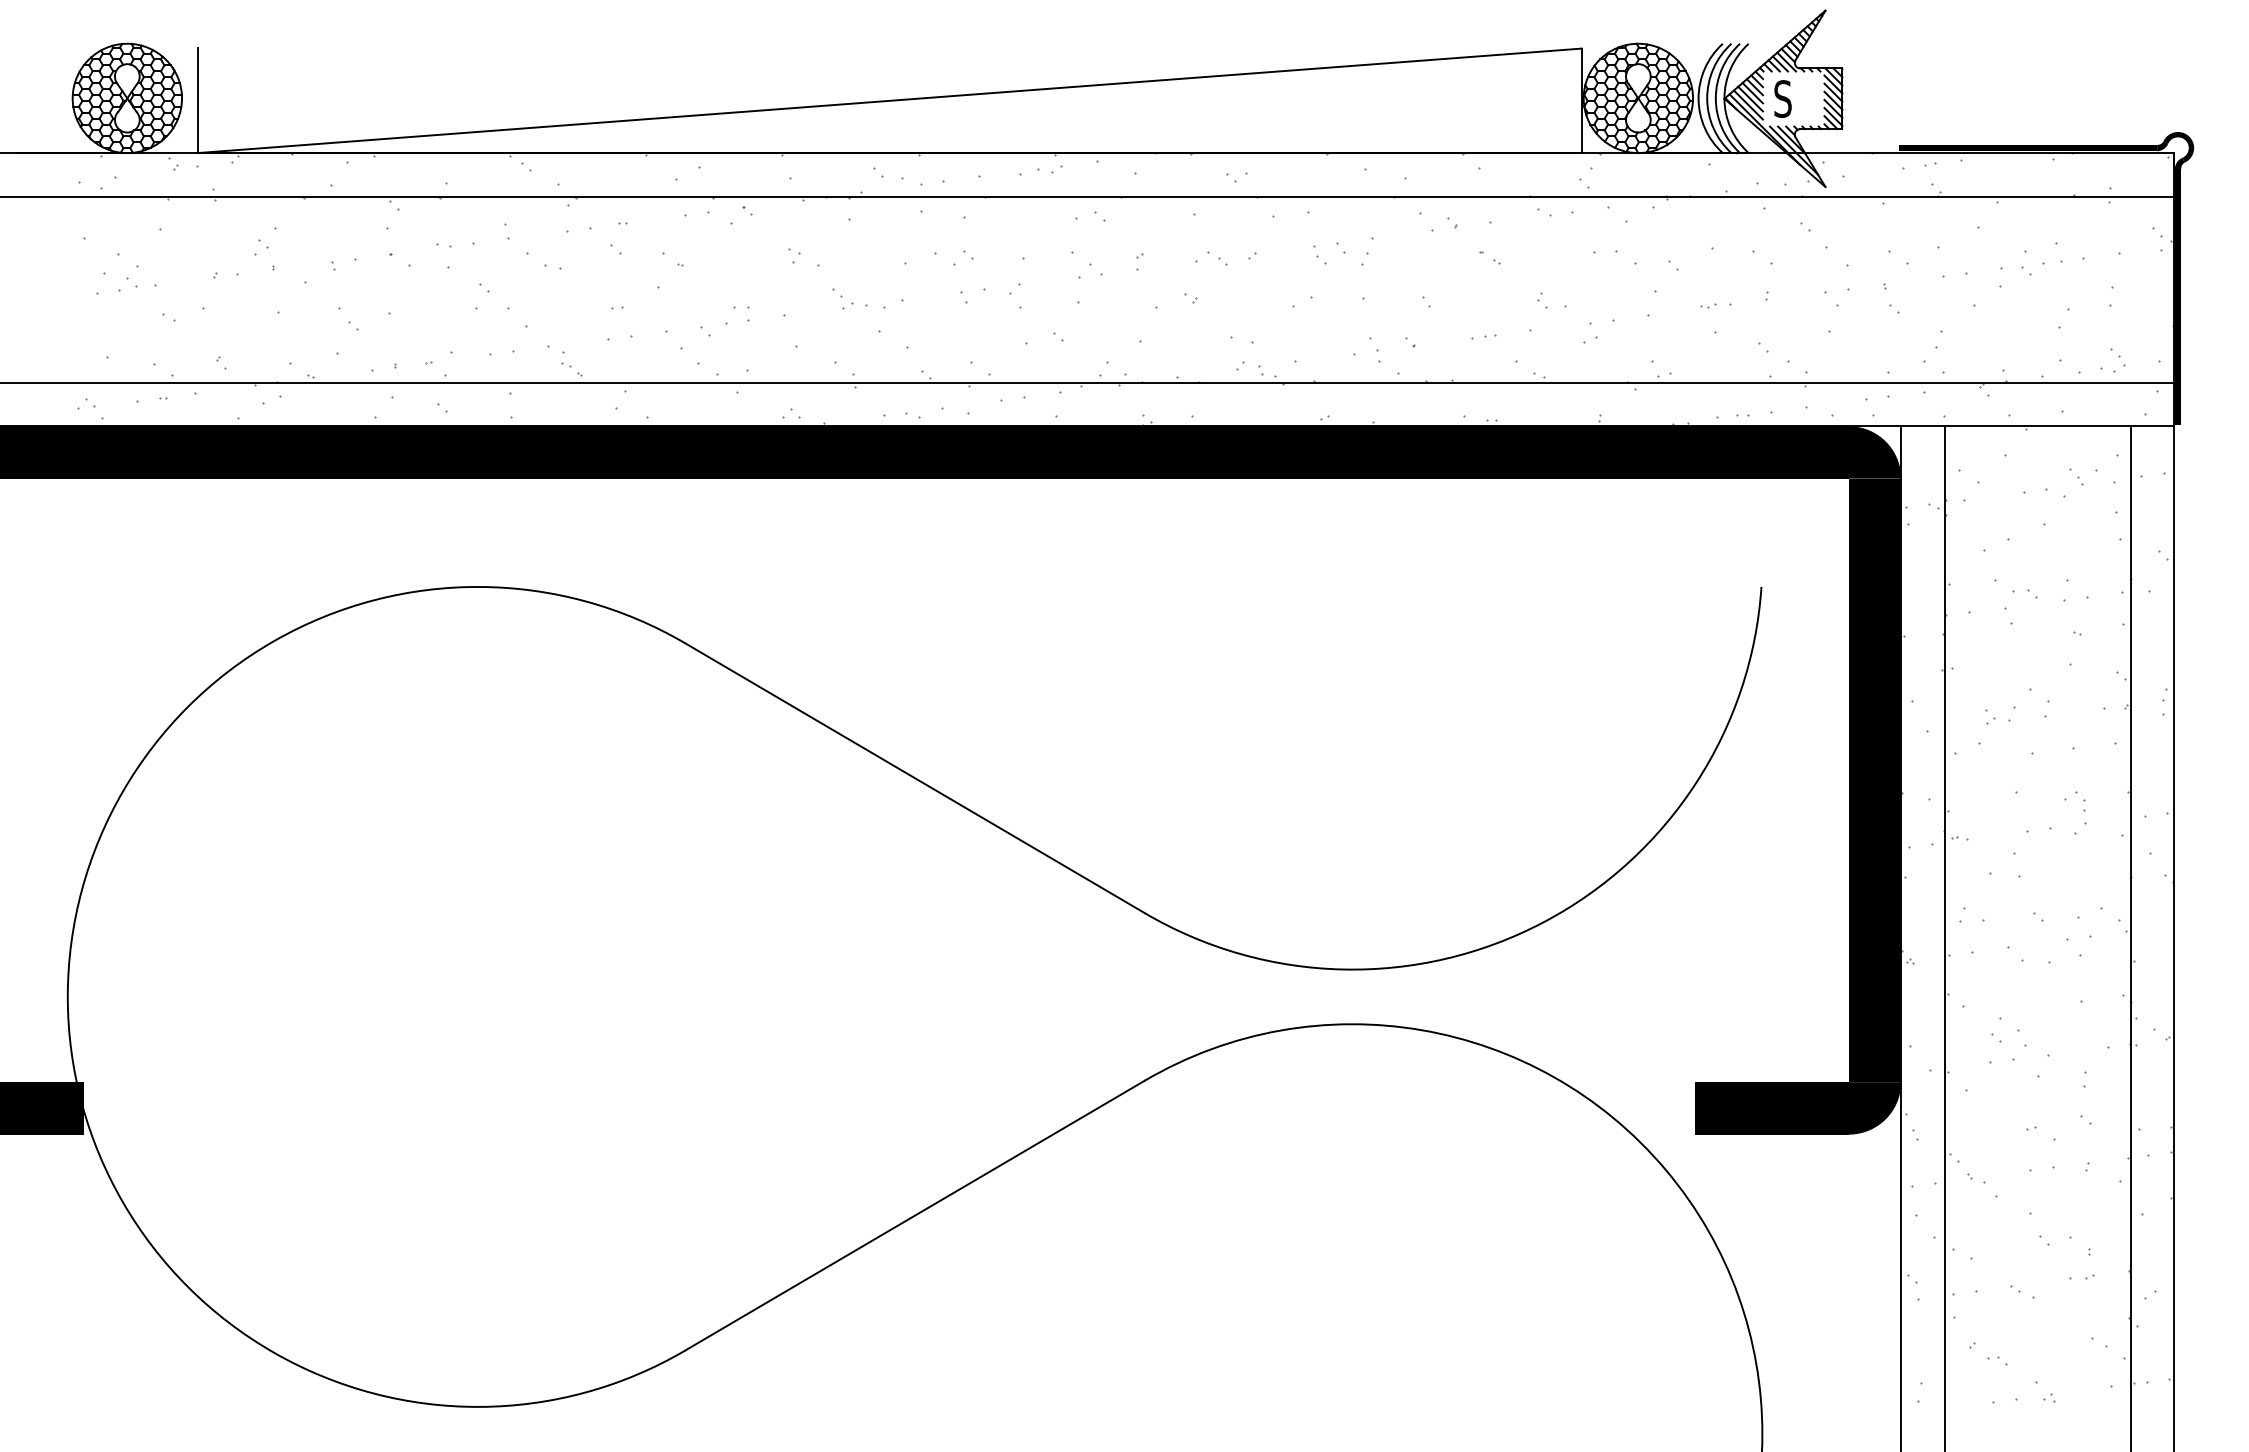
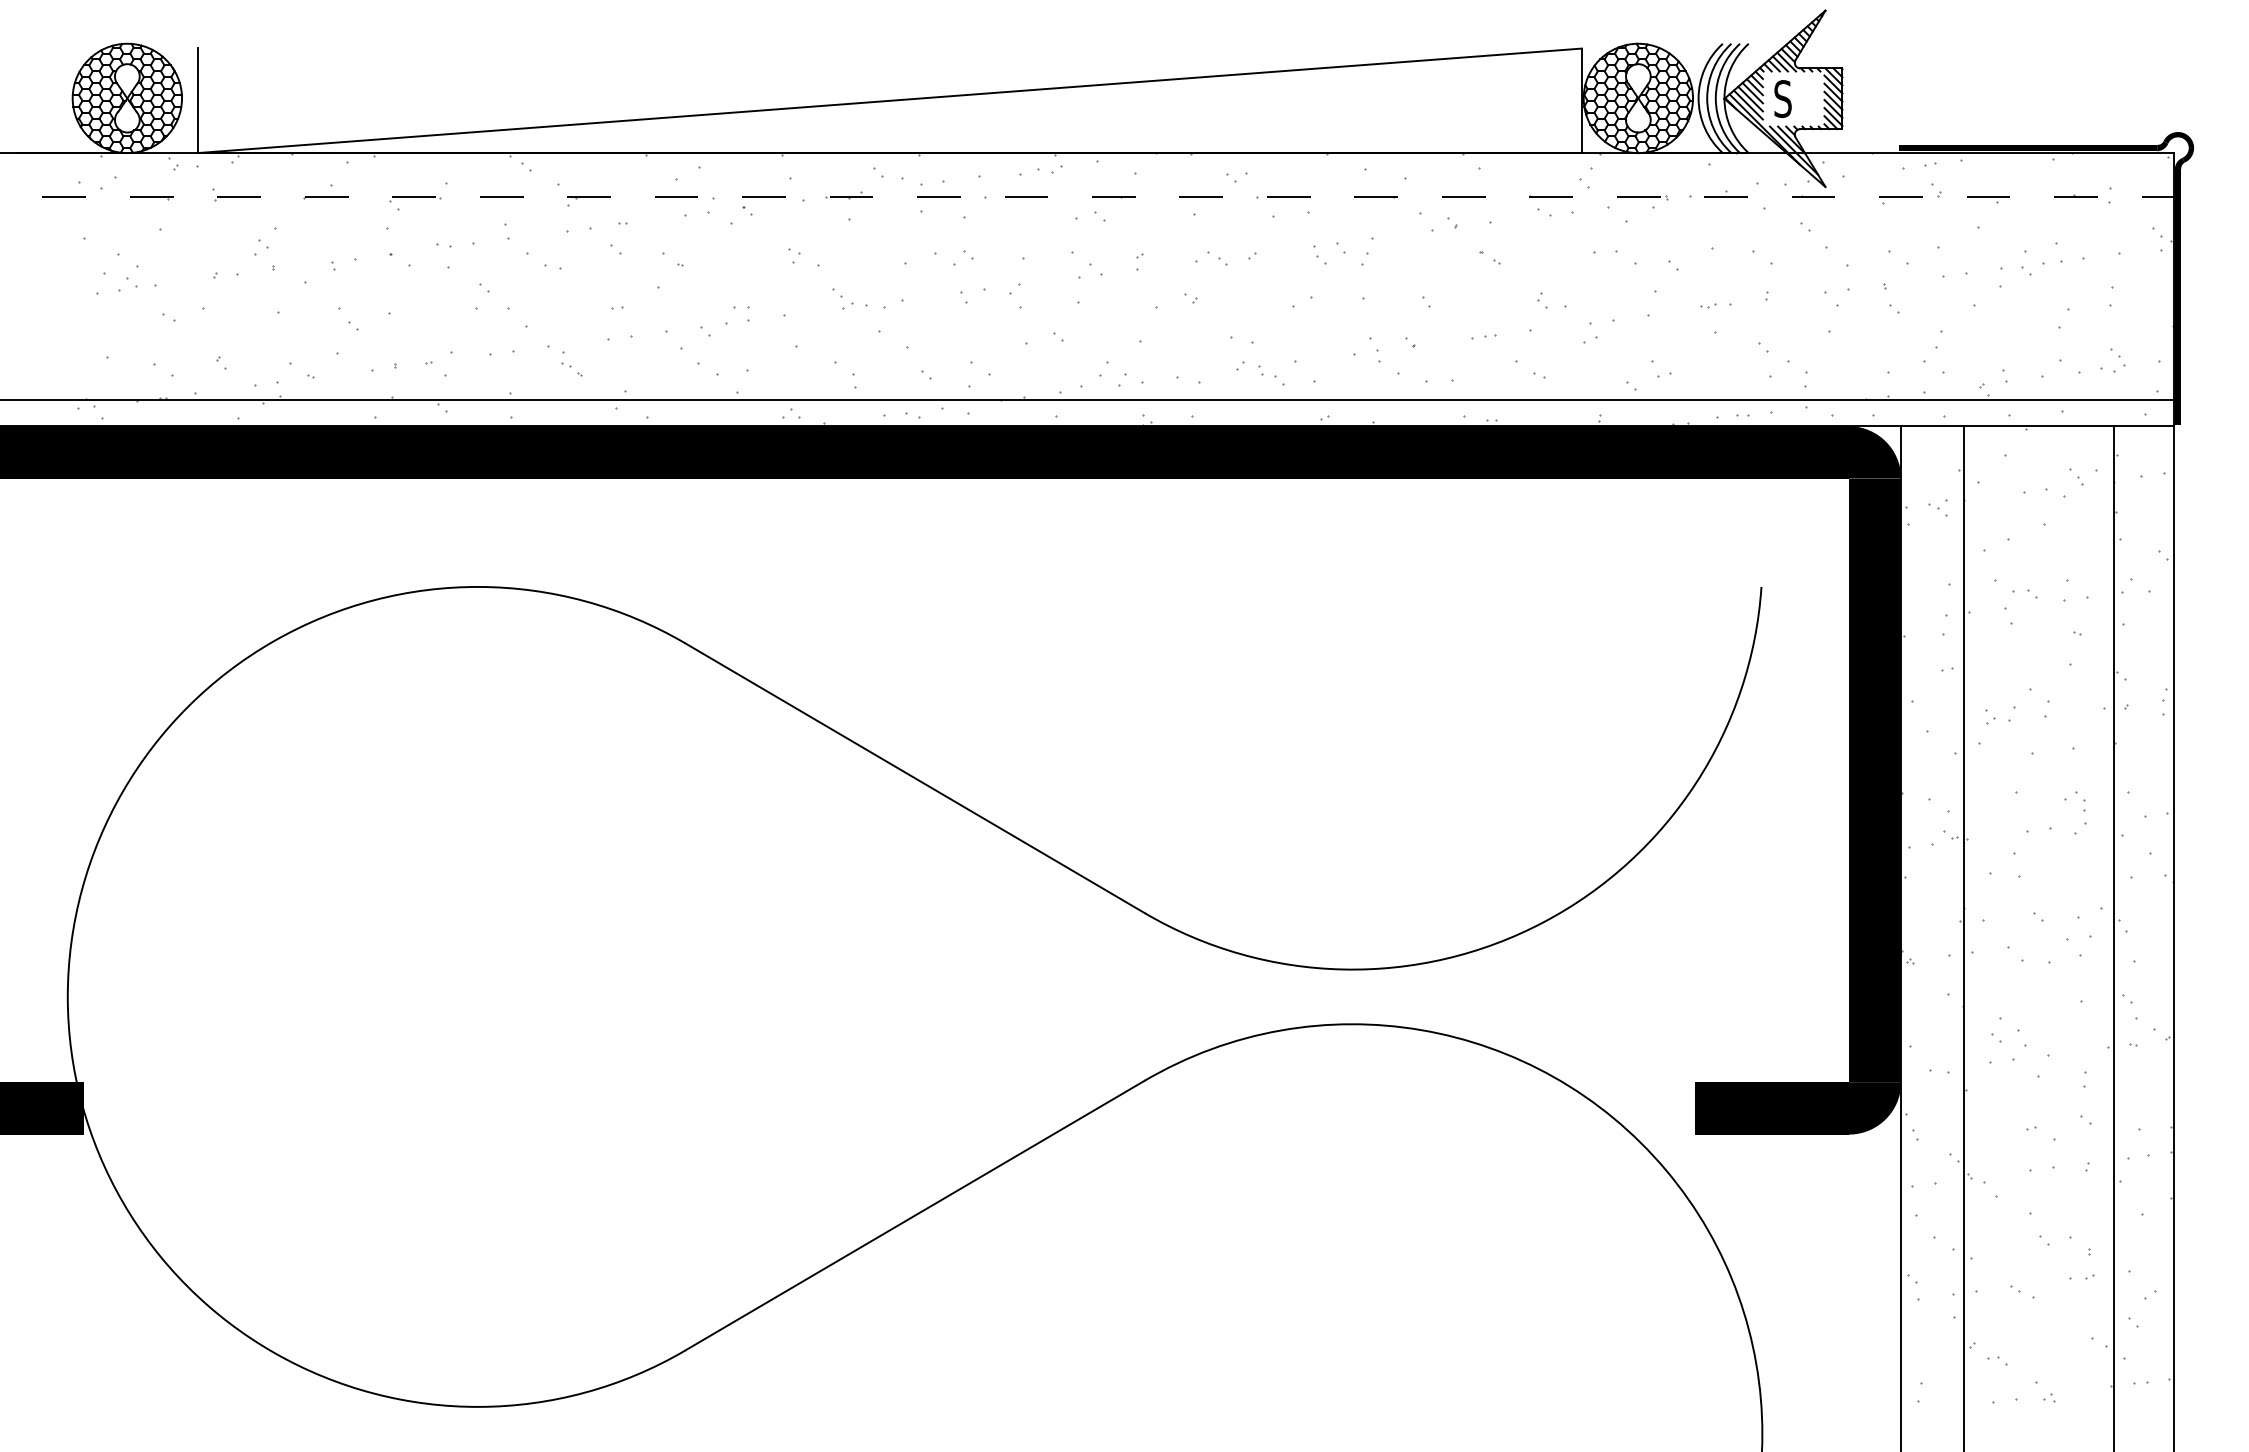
line: solid -> dashed (1087, 196)
line position: (1088, 382) -> (1088, 399) (1088, 399)
line position: (1944, 937) -> (1963, 937) (1963, 937)
line position: (2130, 937) -> (2113, 937) (2113, 937)
